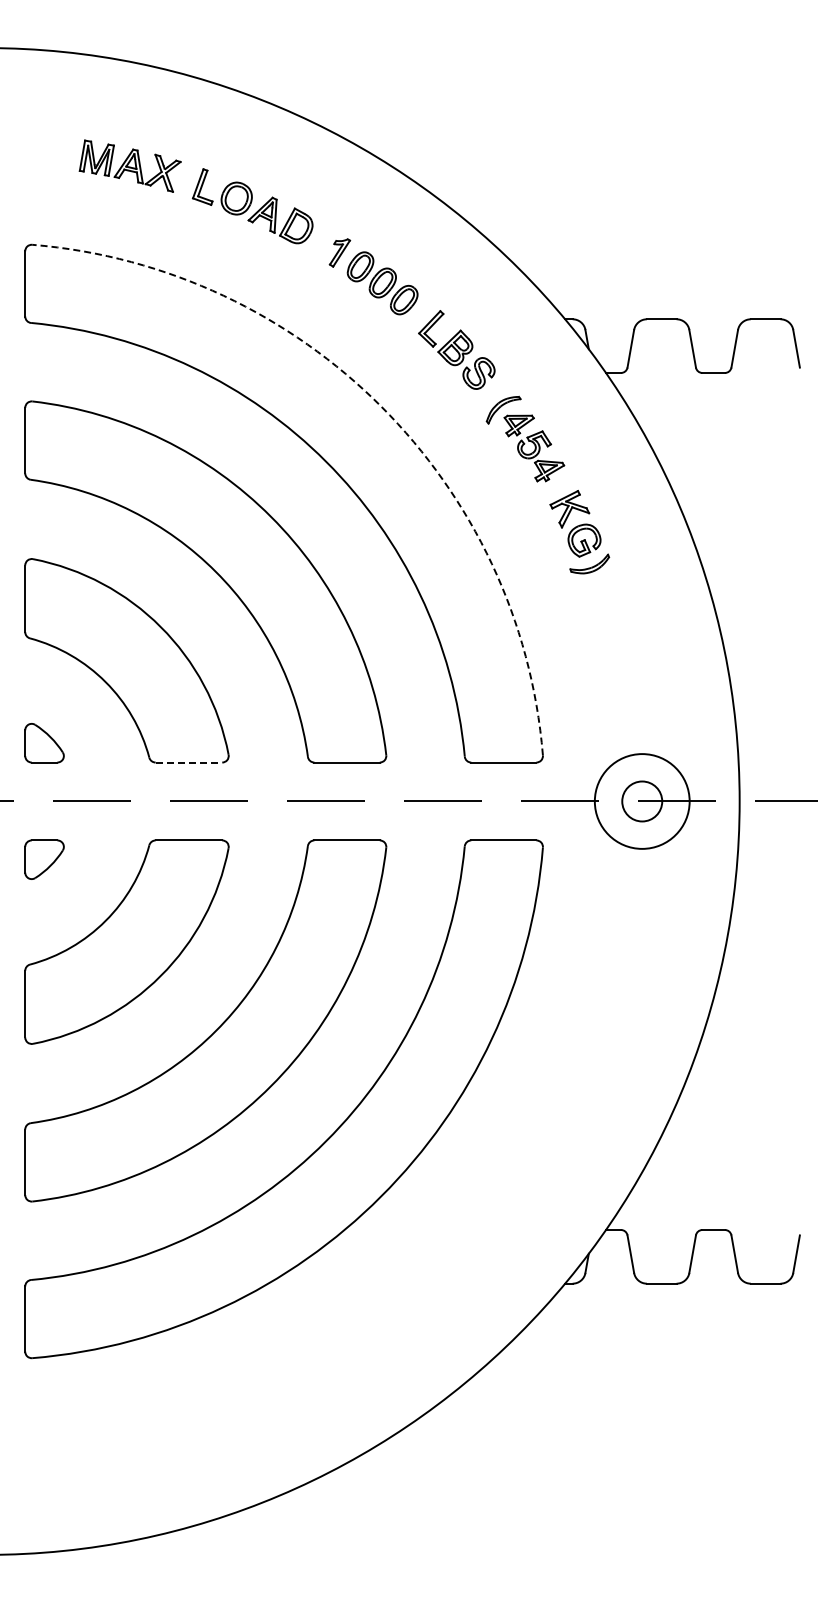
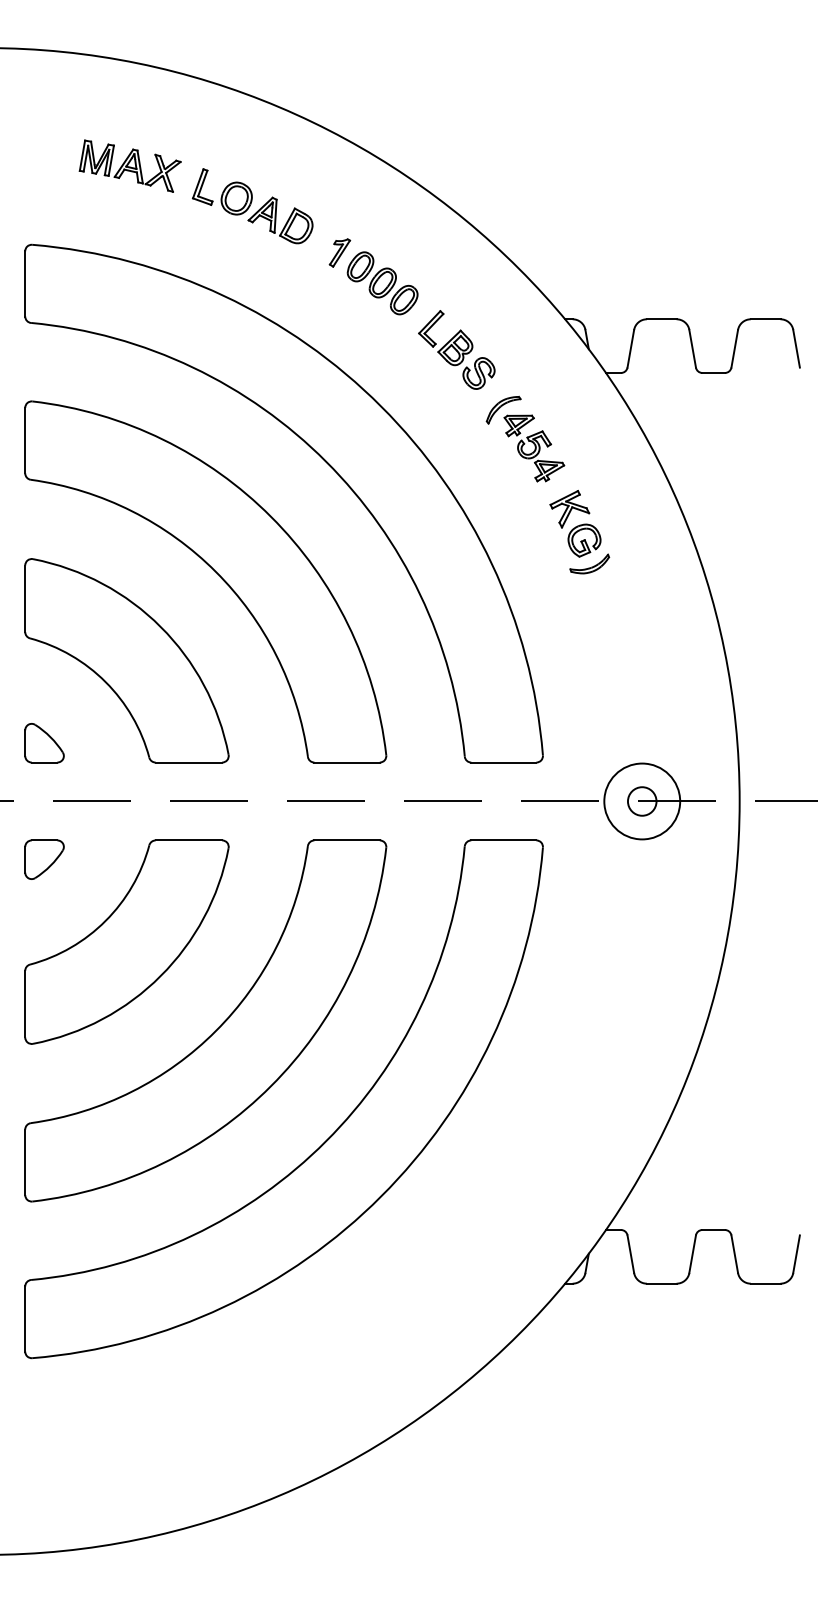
arc: dashed -> solid (381, 406)
line: dashed -> solid (189, 762)
circle diameter: 95 px -> 76 px (642, 801)
circle diameter: 40 px -> 29 px (641, 801)
